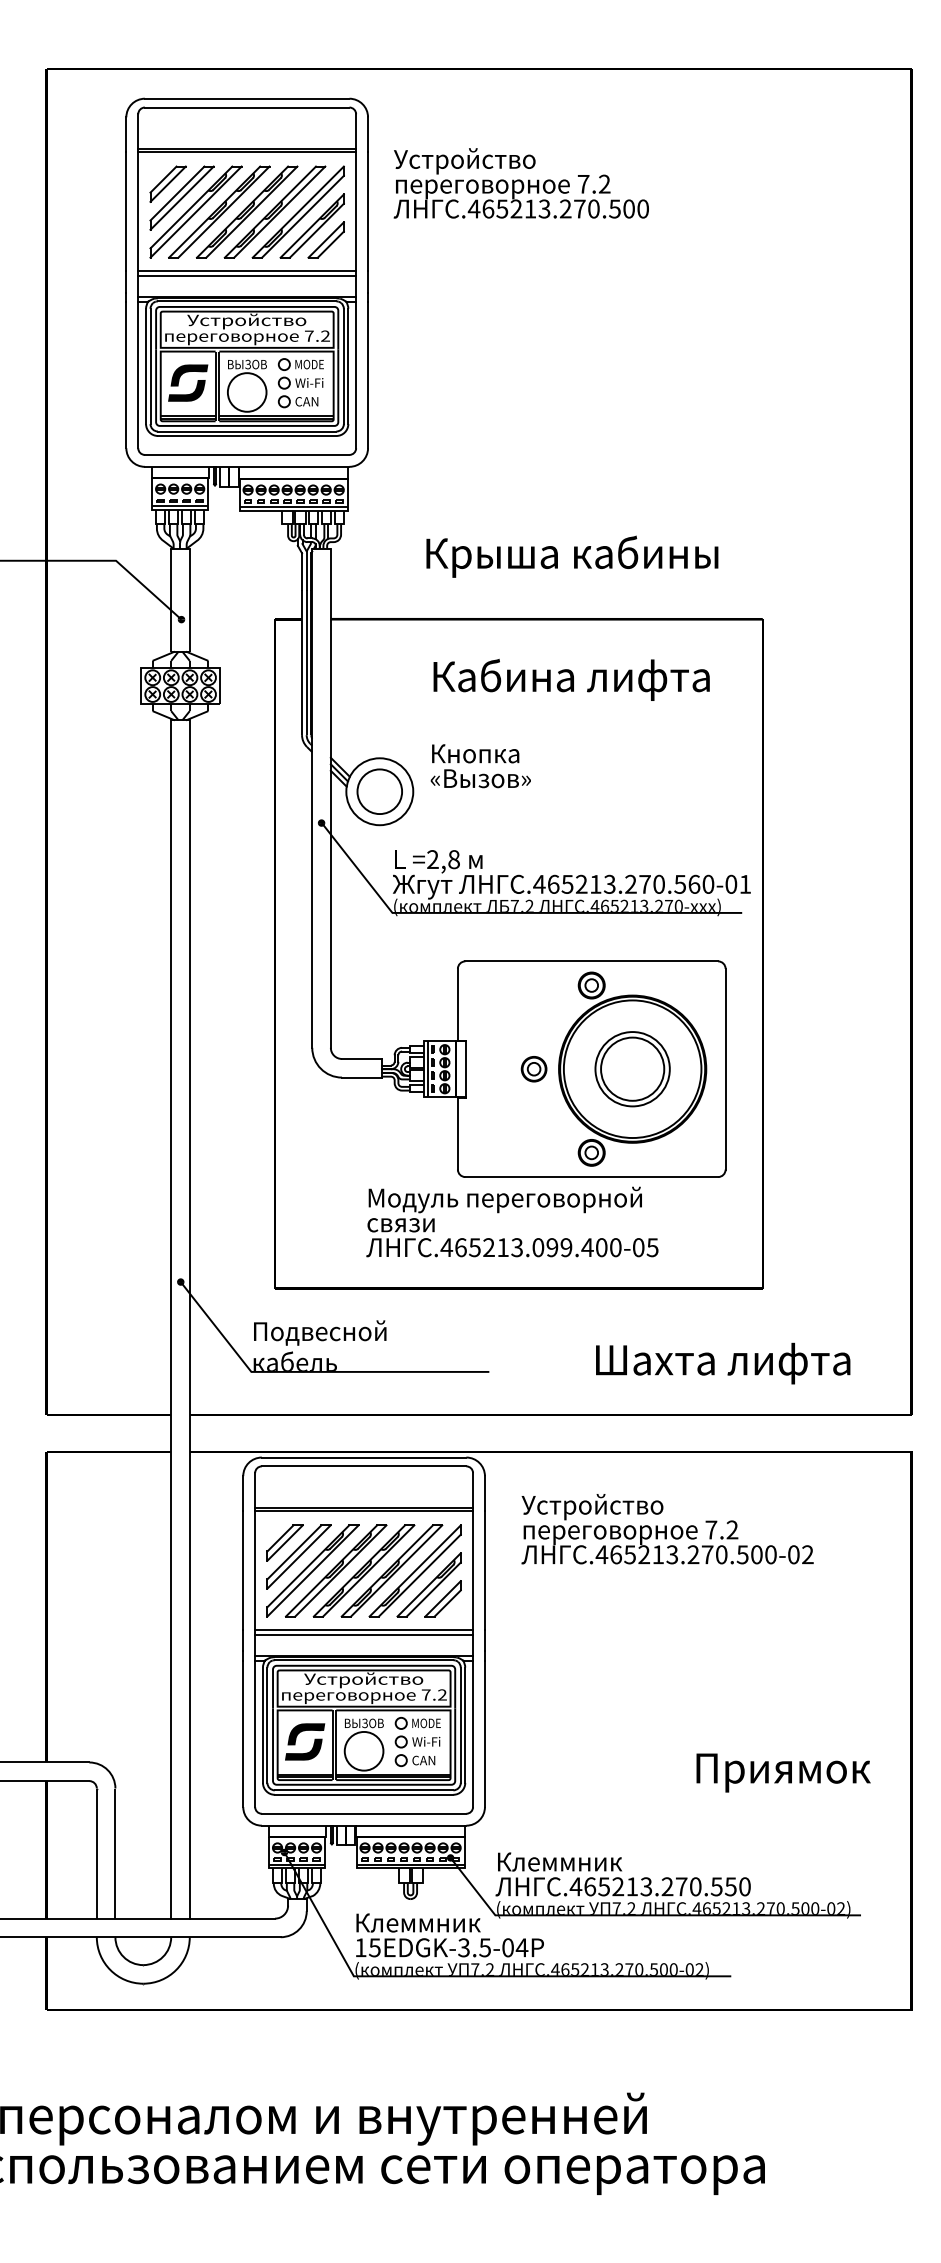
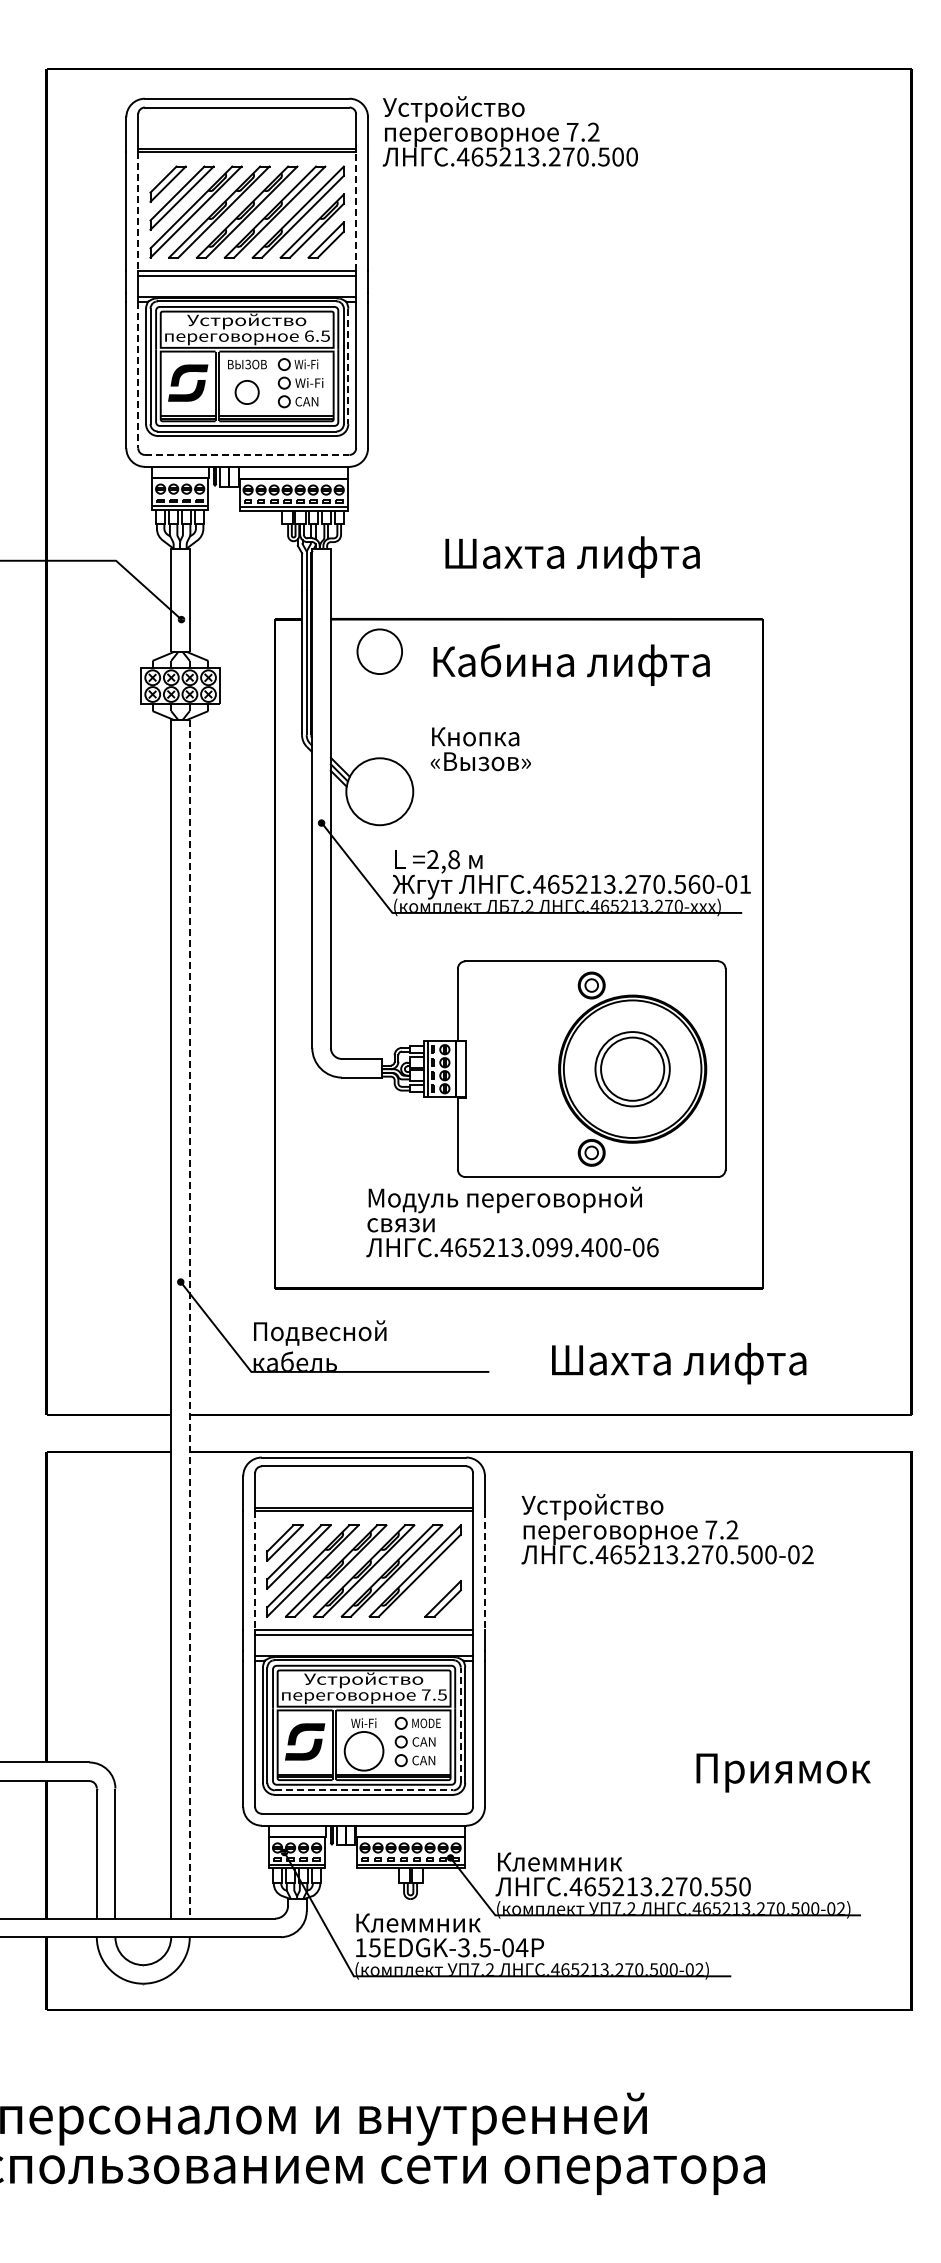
text position: (520, 183) -> (509, 131) (509, 131)
line: solid -> dashed (356, 211)
line: solid -> dashed (138, 212)
text: 7.2 -> 6.5 (317, 335)
text: MODE -> Wi-Fi (308, 364)
line: solid -> dashed (348, 366)
line: solid -> dashed (138, 375)
circle diameter: 39 px -> 23 px (246, 392)
line: solid -> dashed (247, 454)
text: Крыша кабины -> Шахта лифта (572, 556)
text position: (571, 679) -> (571, 664) (571, 664)
text position: (480, 766) -> (480, 749) (480, 749)
circle position: (379, 791) -> (379, 651) (379, 651)
part: present -> none (533, 1069)
text: .465213.099.400-05 -> .465213.099.400-06 (652, 1247)
line: solid -> dashed (189, 1320)
text position: (723, 1363) -> (679, 1363) (679, 1363)
line: solid -> dashed (255, 1571)
line: solid -> dashed (484, 1571)
part: present -> none (428, 1584)
text: 7.2 -> 7.5 (441, 1694)
text: ВЫЗОВ -> Wi-Fi (364, 1723)
line: solid -> dashed (460, 1725)
text: Wi-Fi -> CAN (426, 1741)
line: solid -> dashed (364, 1790)
